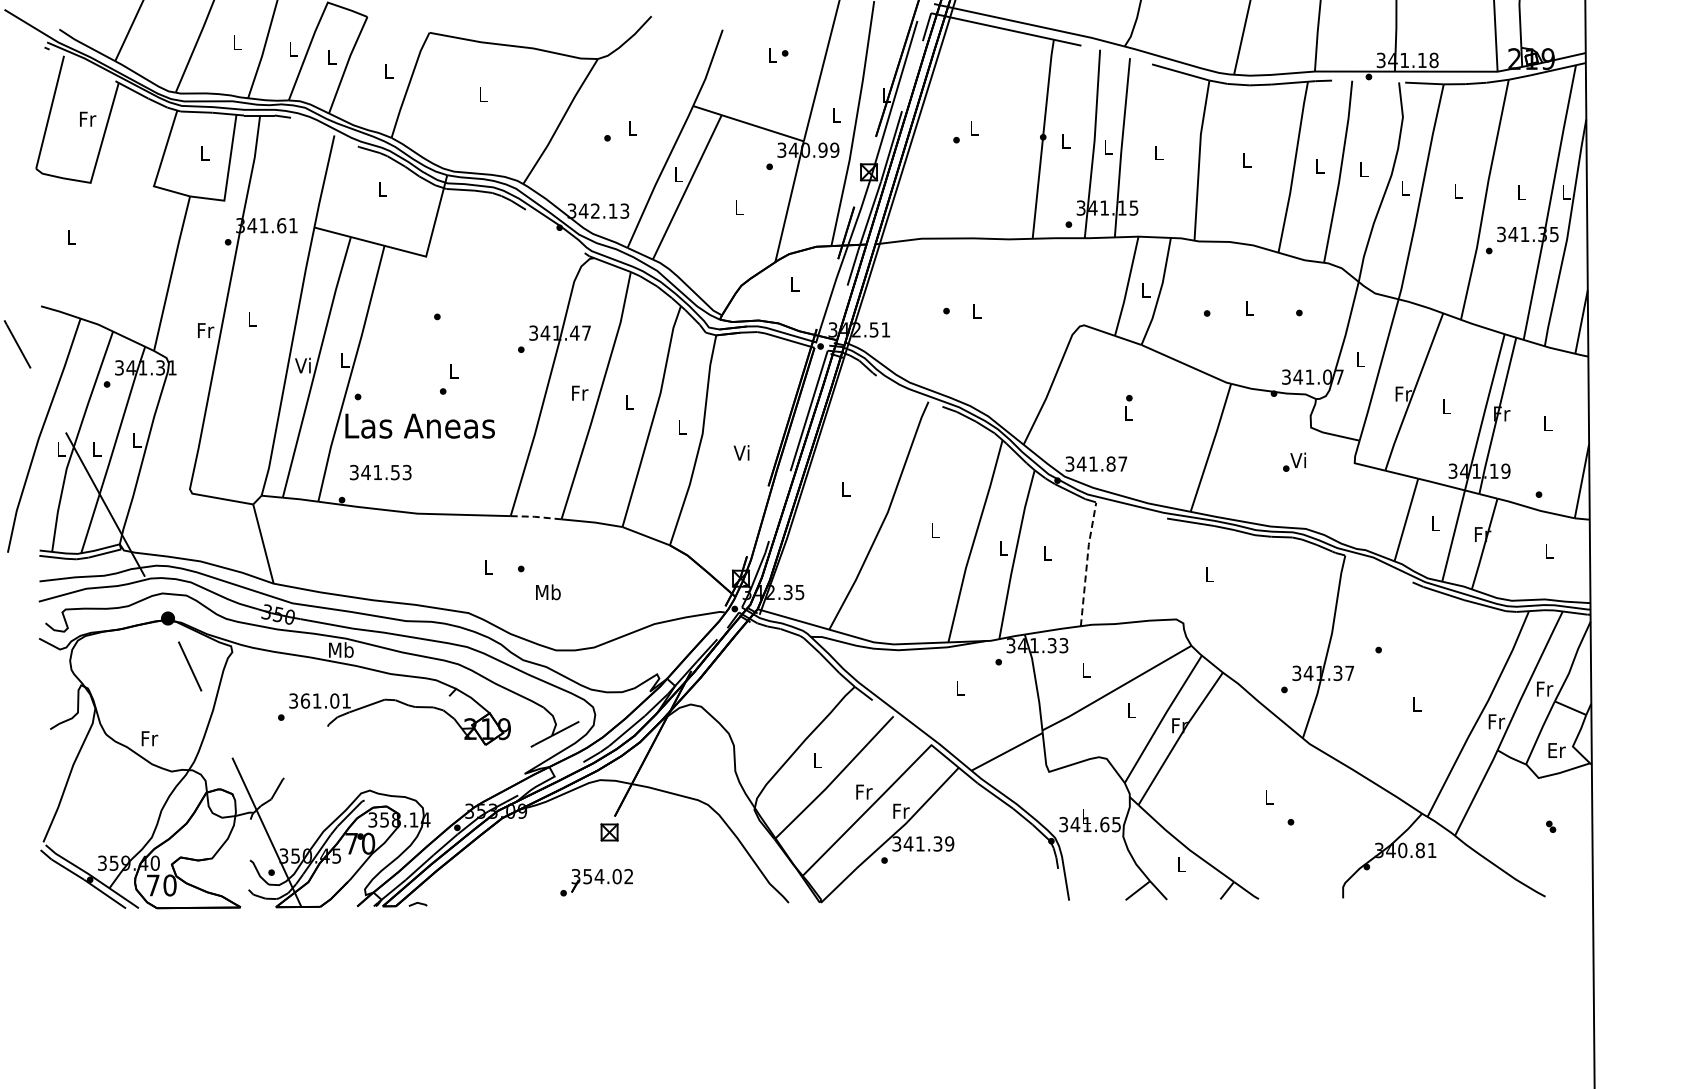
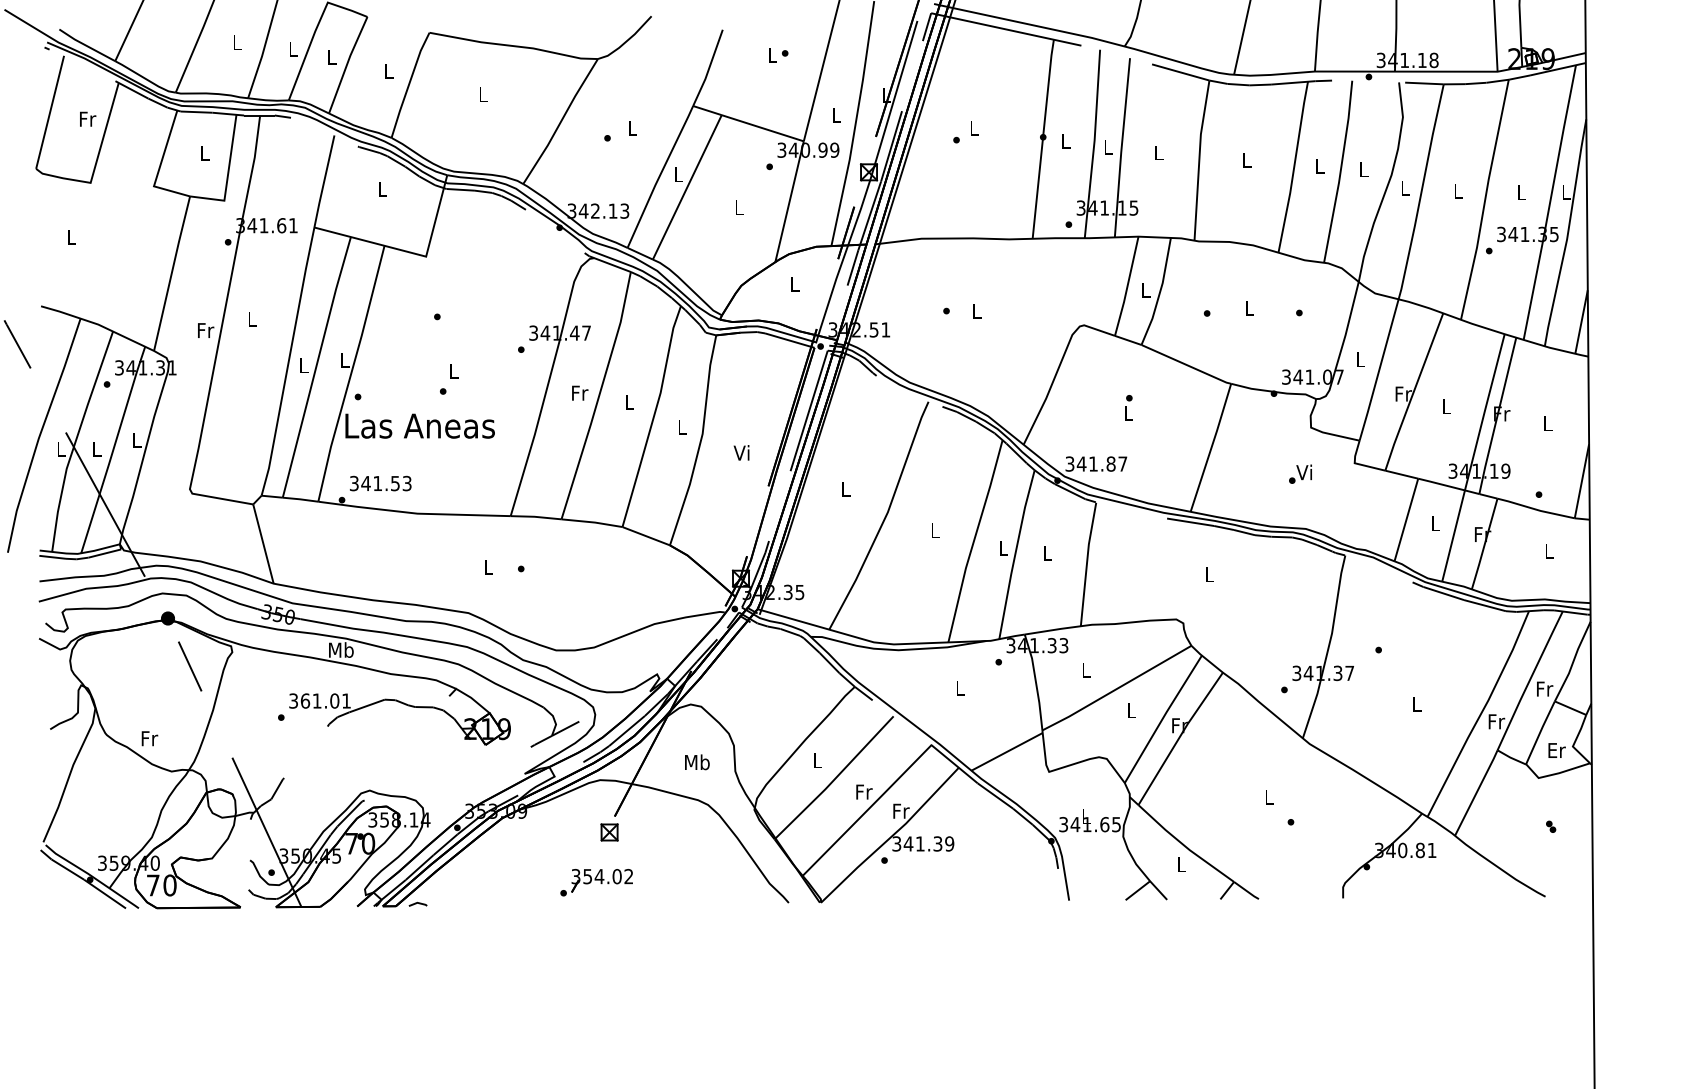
text: Vi -> L (302, 365)
text position: (1294, 461) -> (1300, 473) (1300, 473)
text position: (380, 472) -> (380, 483) (380, 483)
line: dashed -> solid (536, 516)
line: dashed -> solid (1087, 563)
text position: (548, 592) -> (697, 762) (697, 762)
